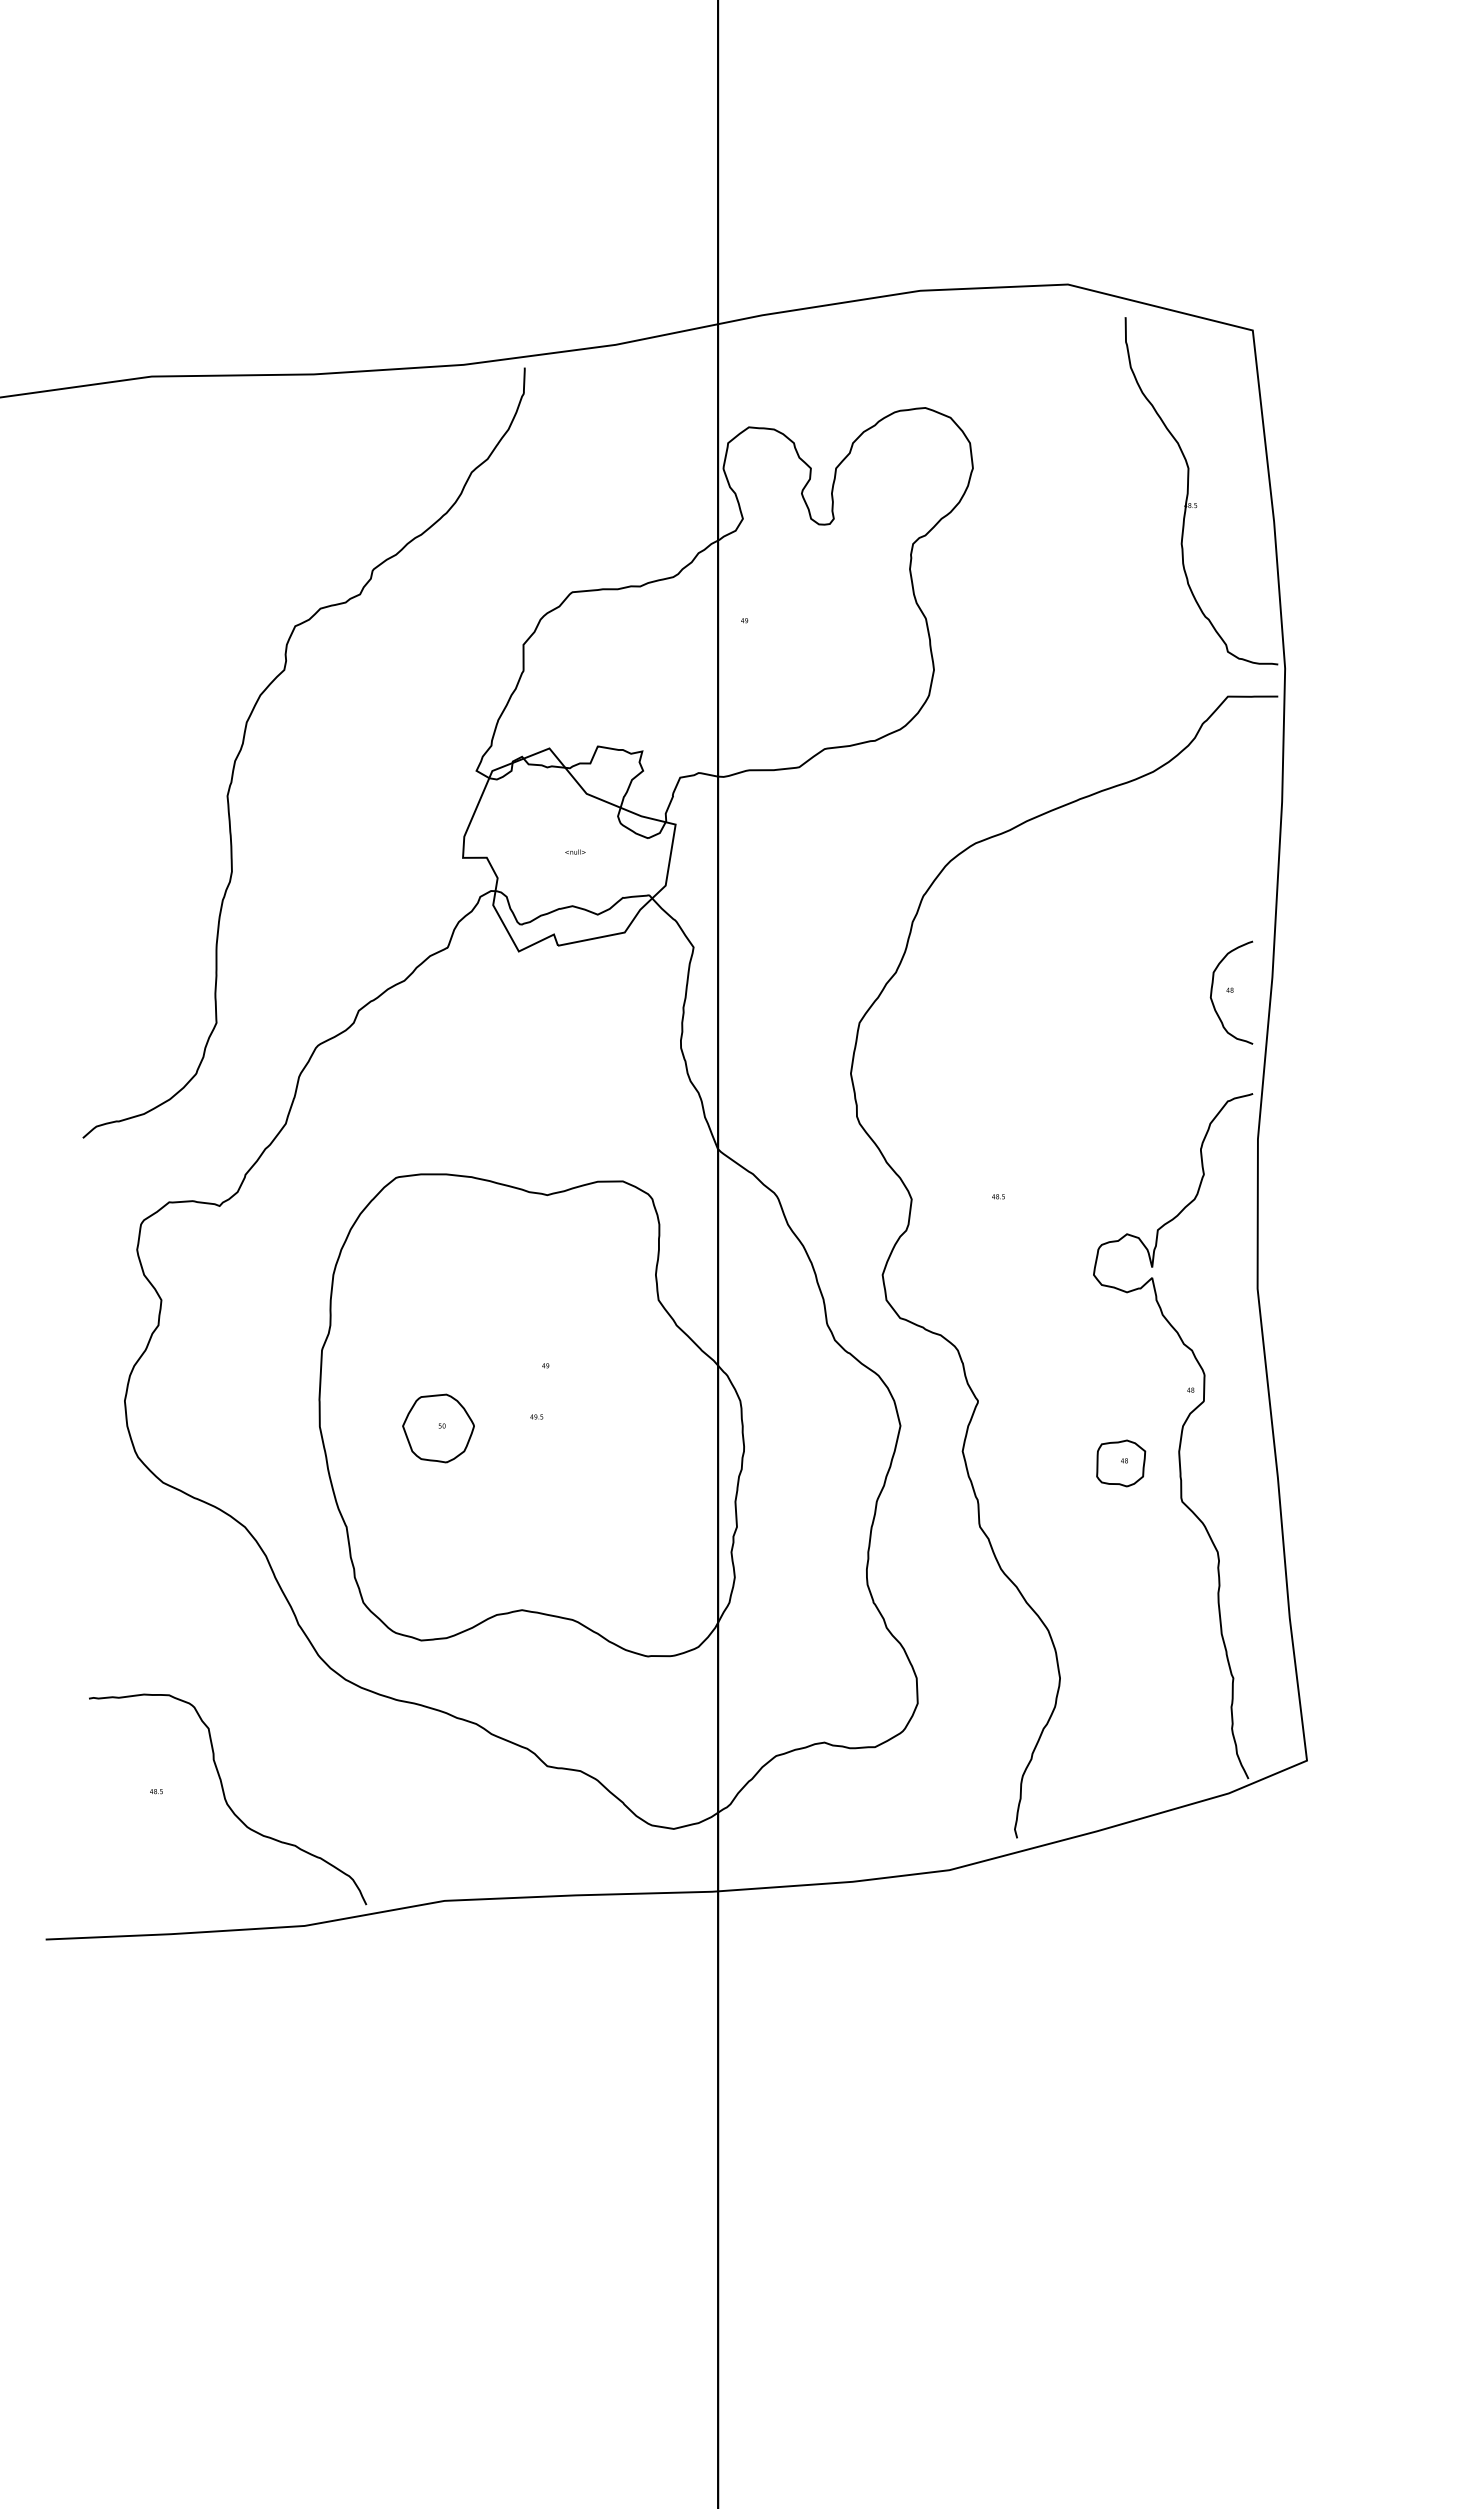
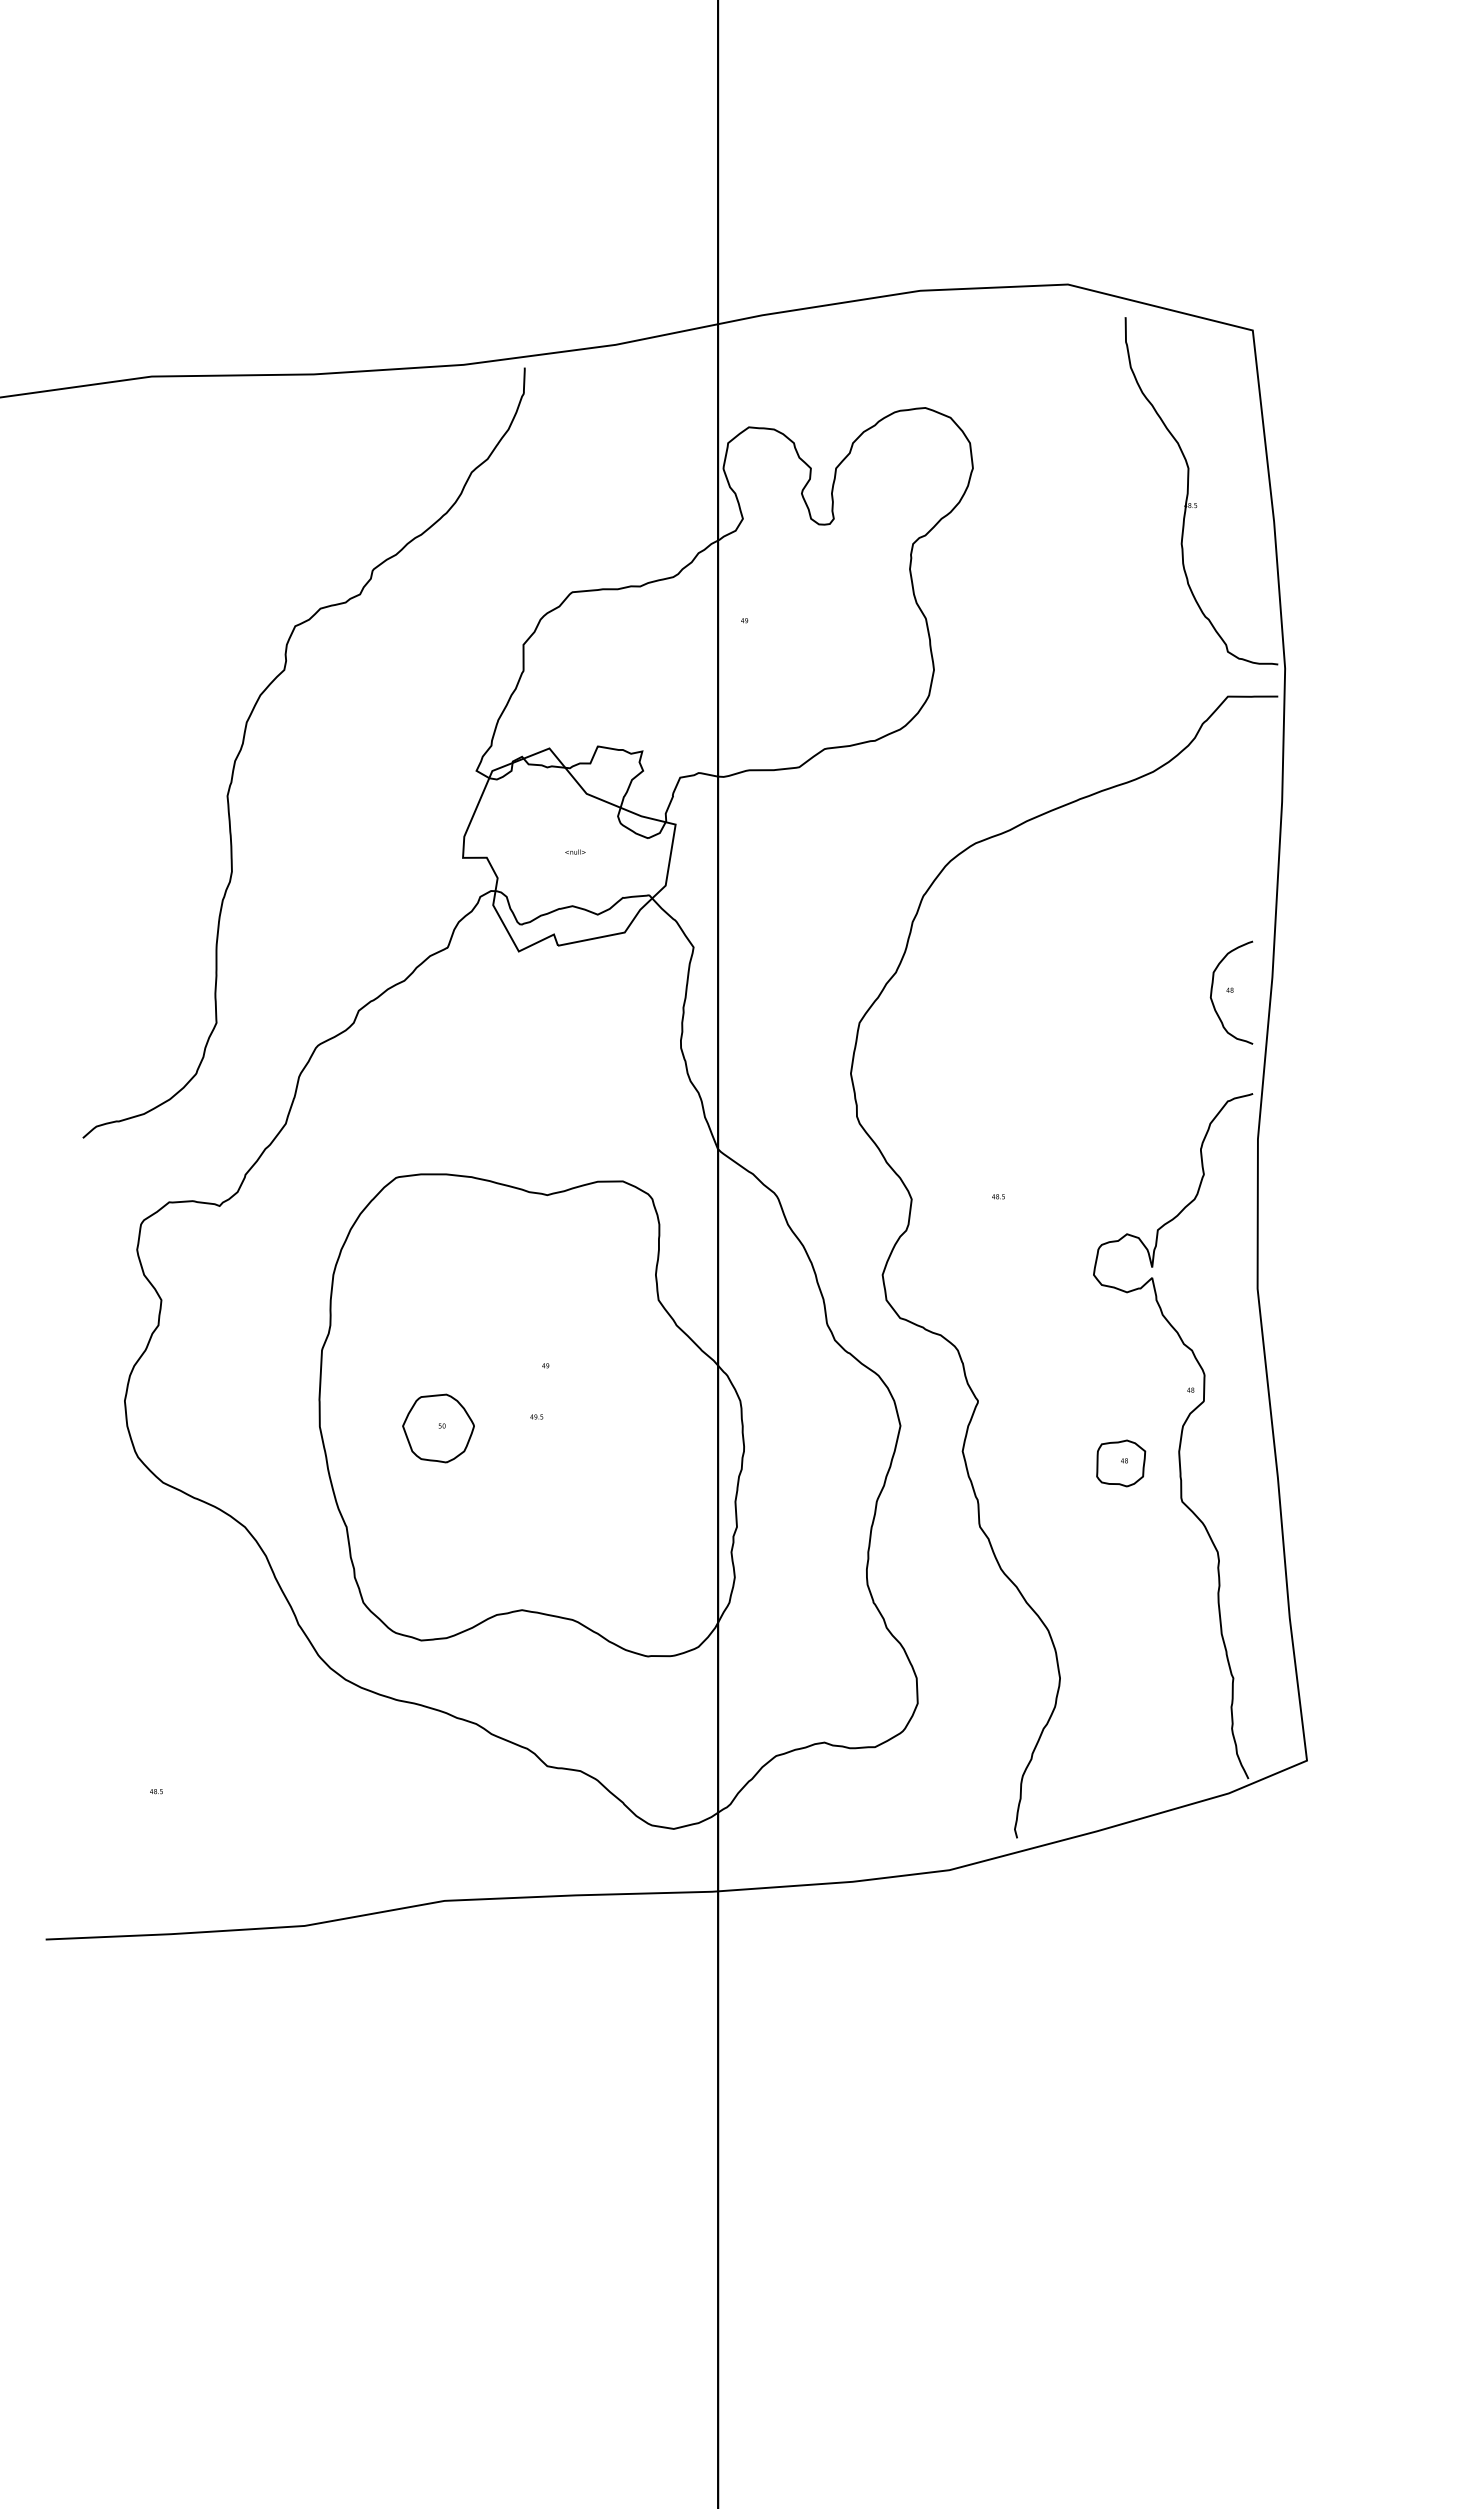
curve: present -> none (226, 1799)
